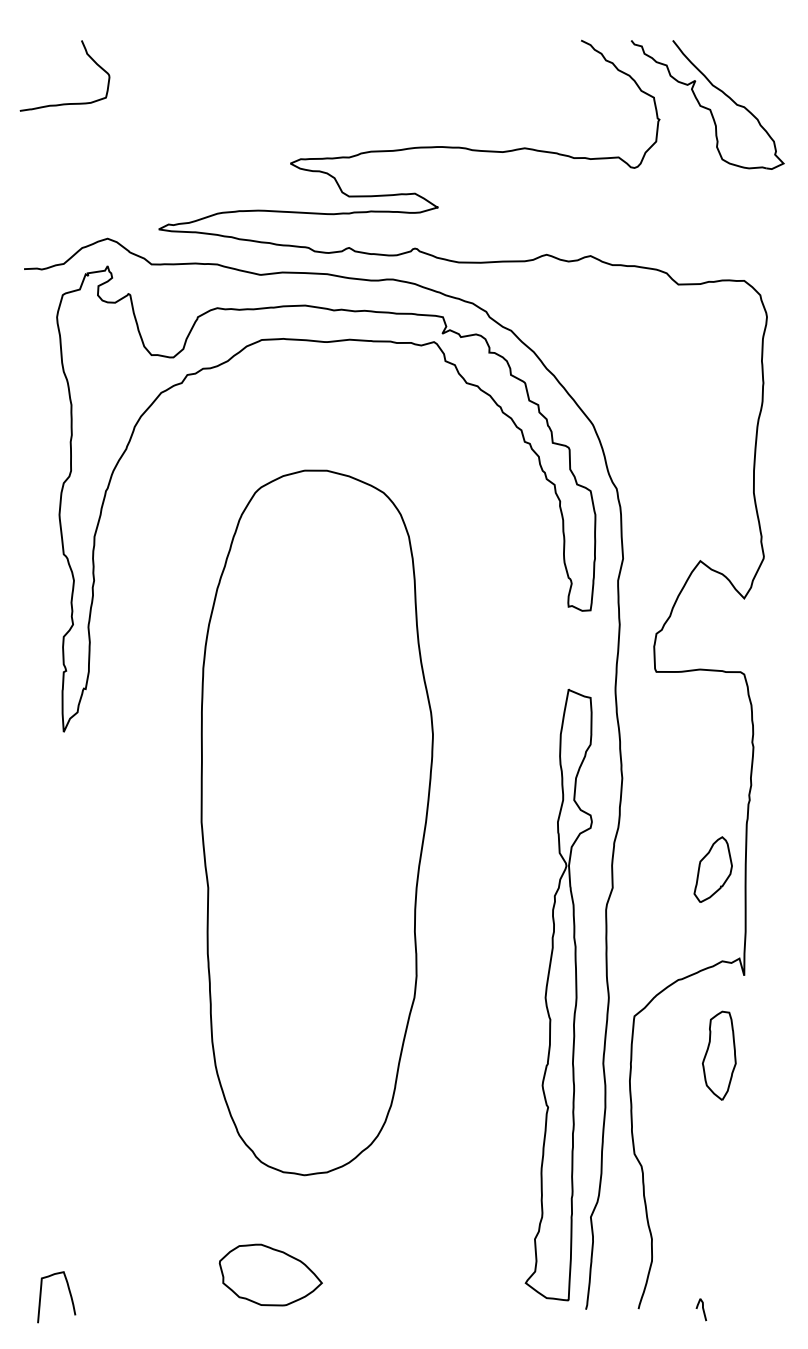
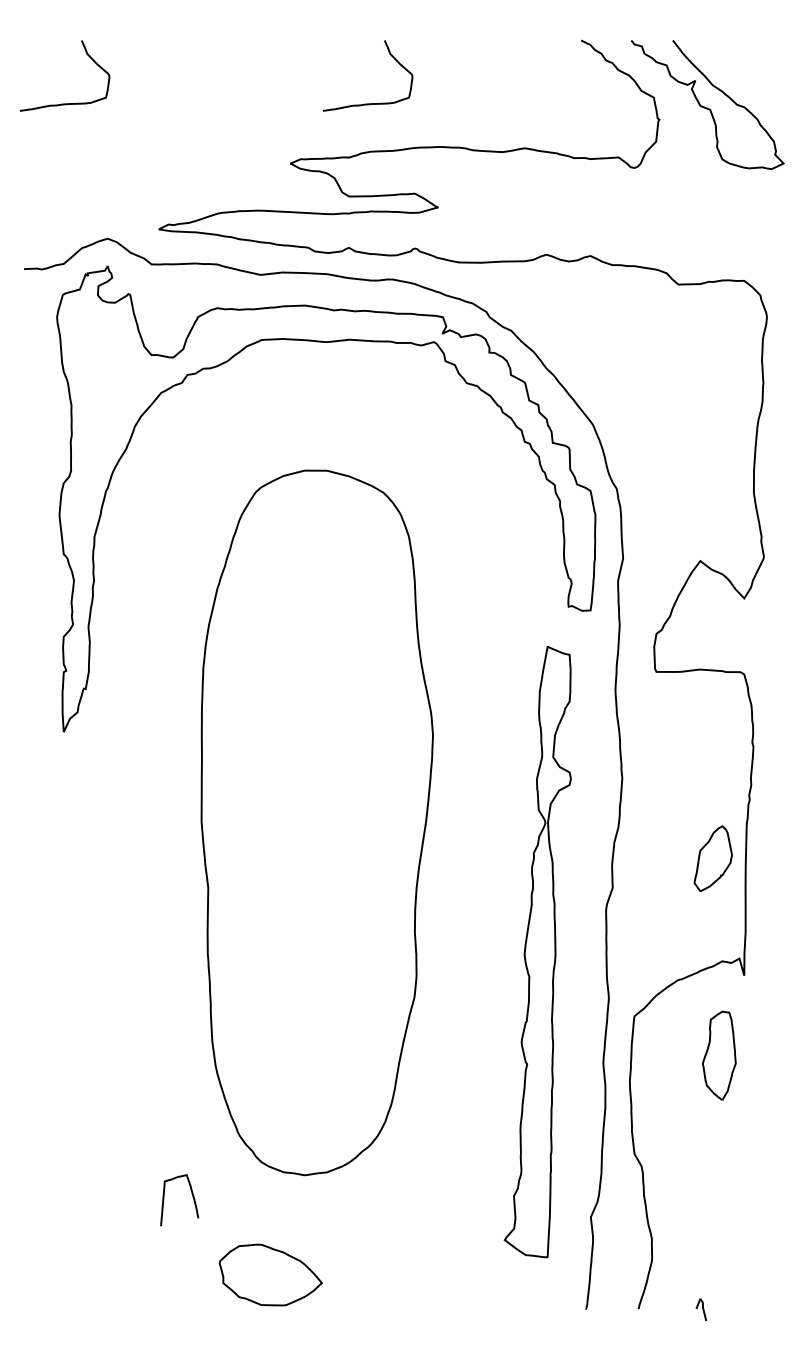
curve: none -> present (367, 103)
part position: (712, 869) -> (712, 858) (712, 858)
part position: (558, 994) -> (537, 951) (537, 951)
curve position: (69, 1294) -> (192, 1197) (192, 1197)
